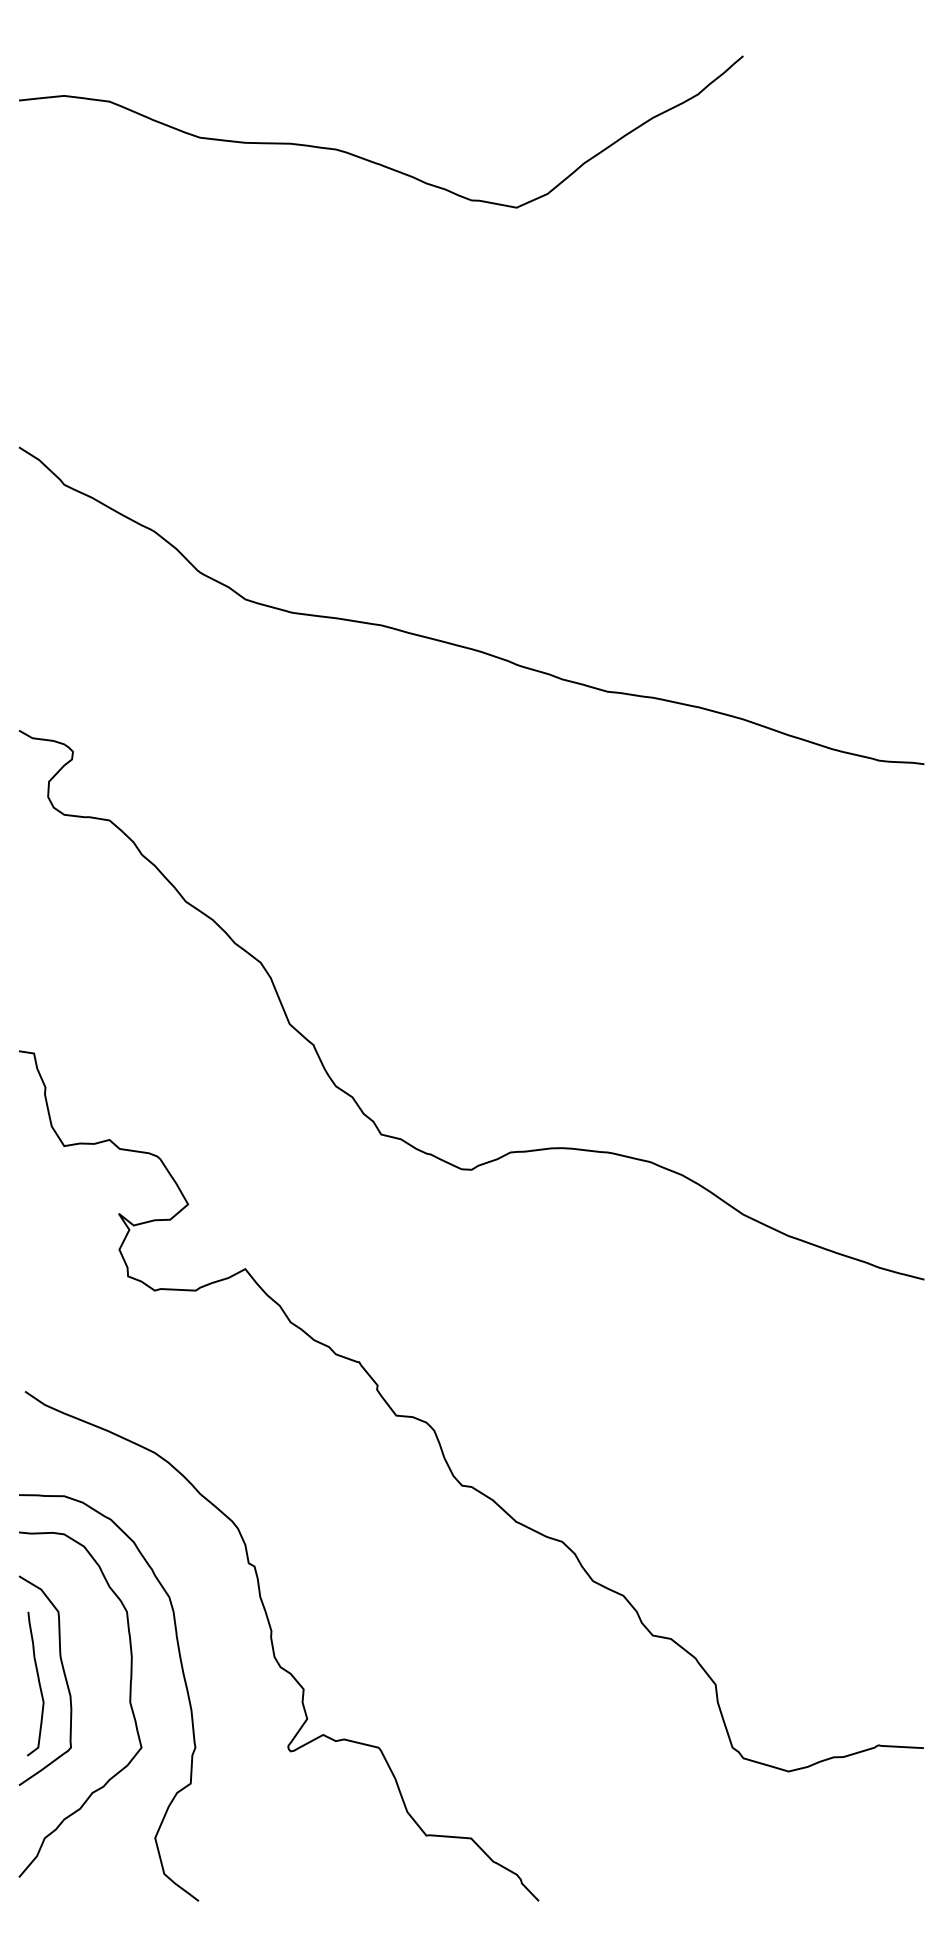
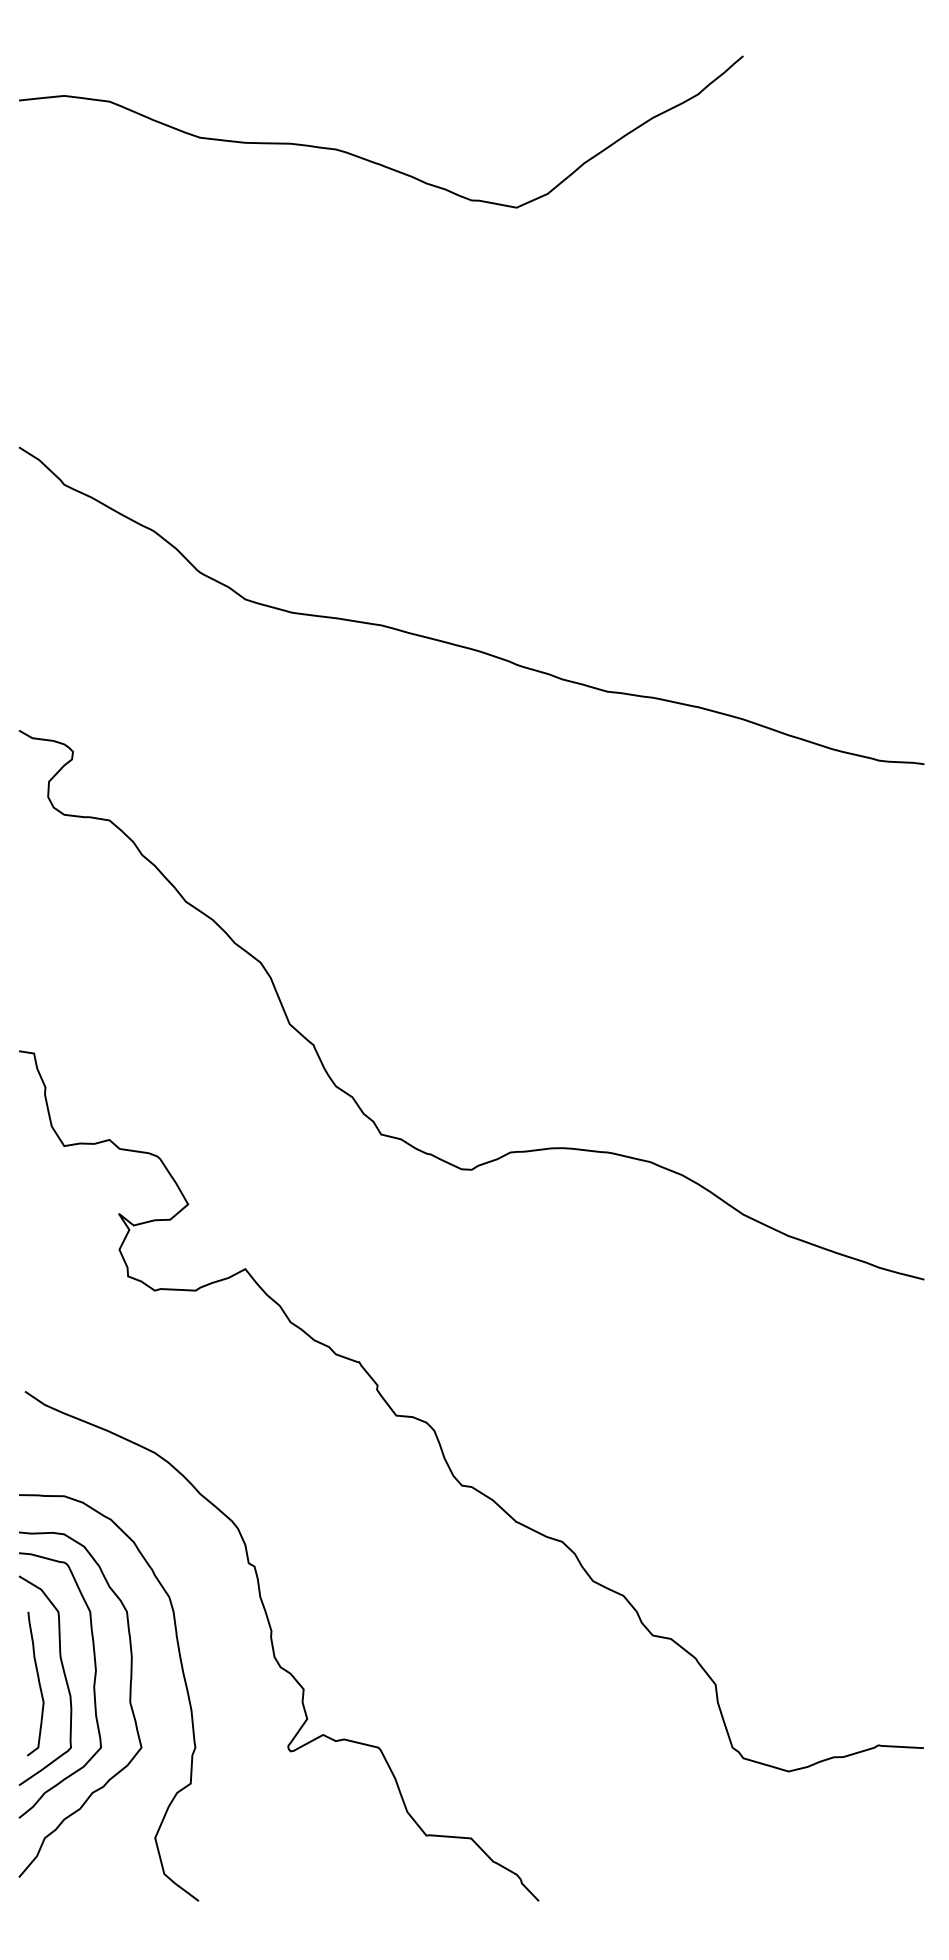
curve: none -> present (93, 1685)
